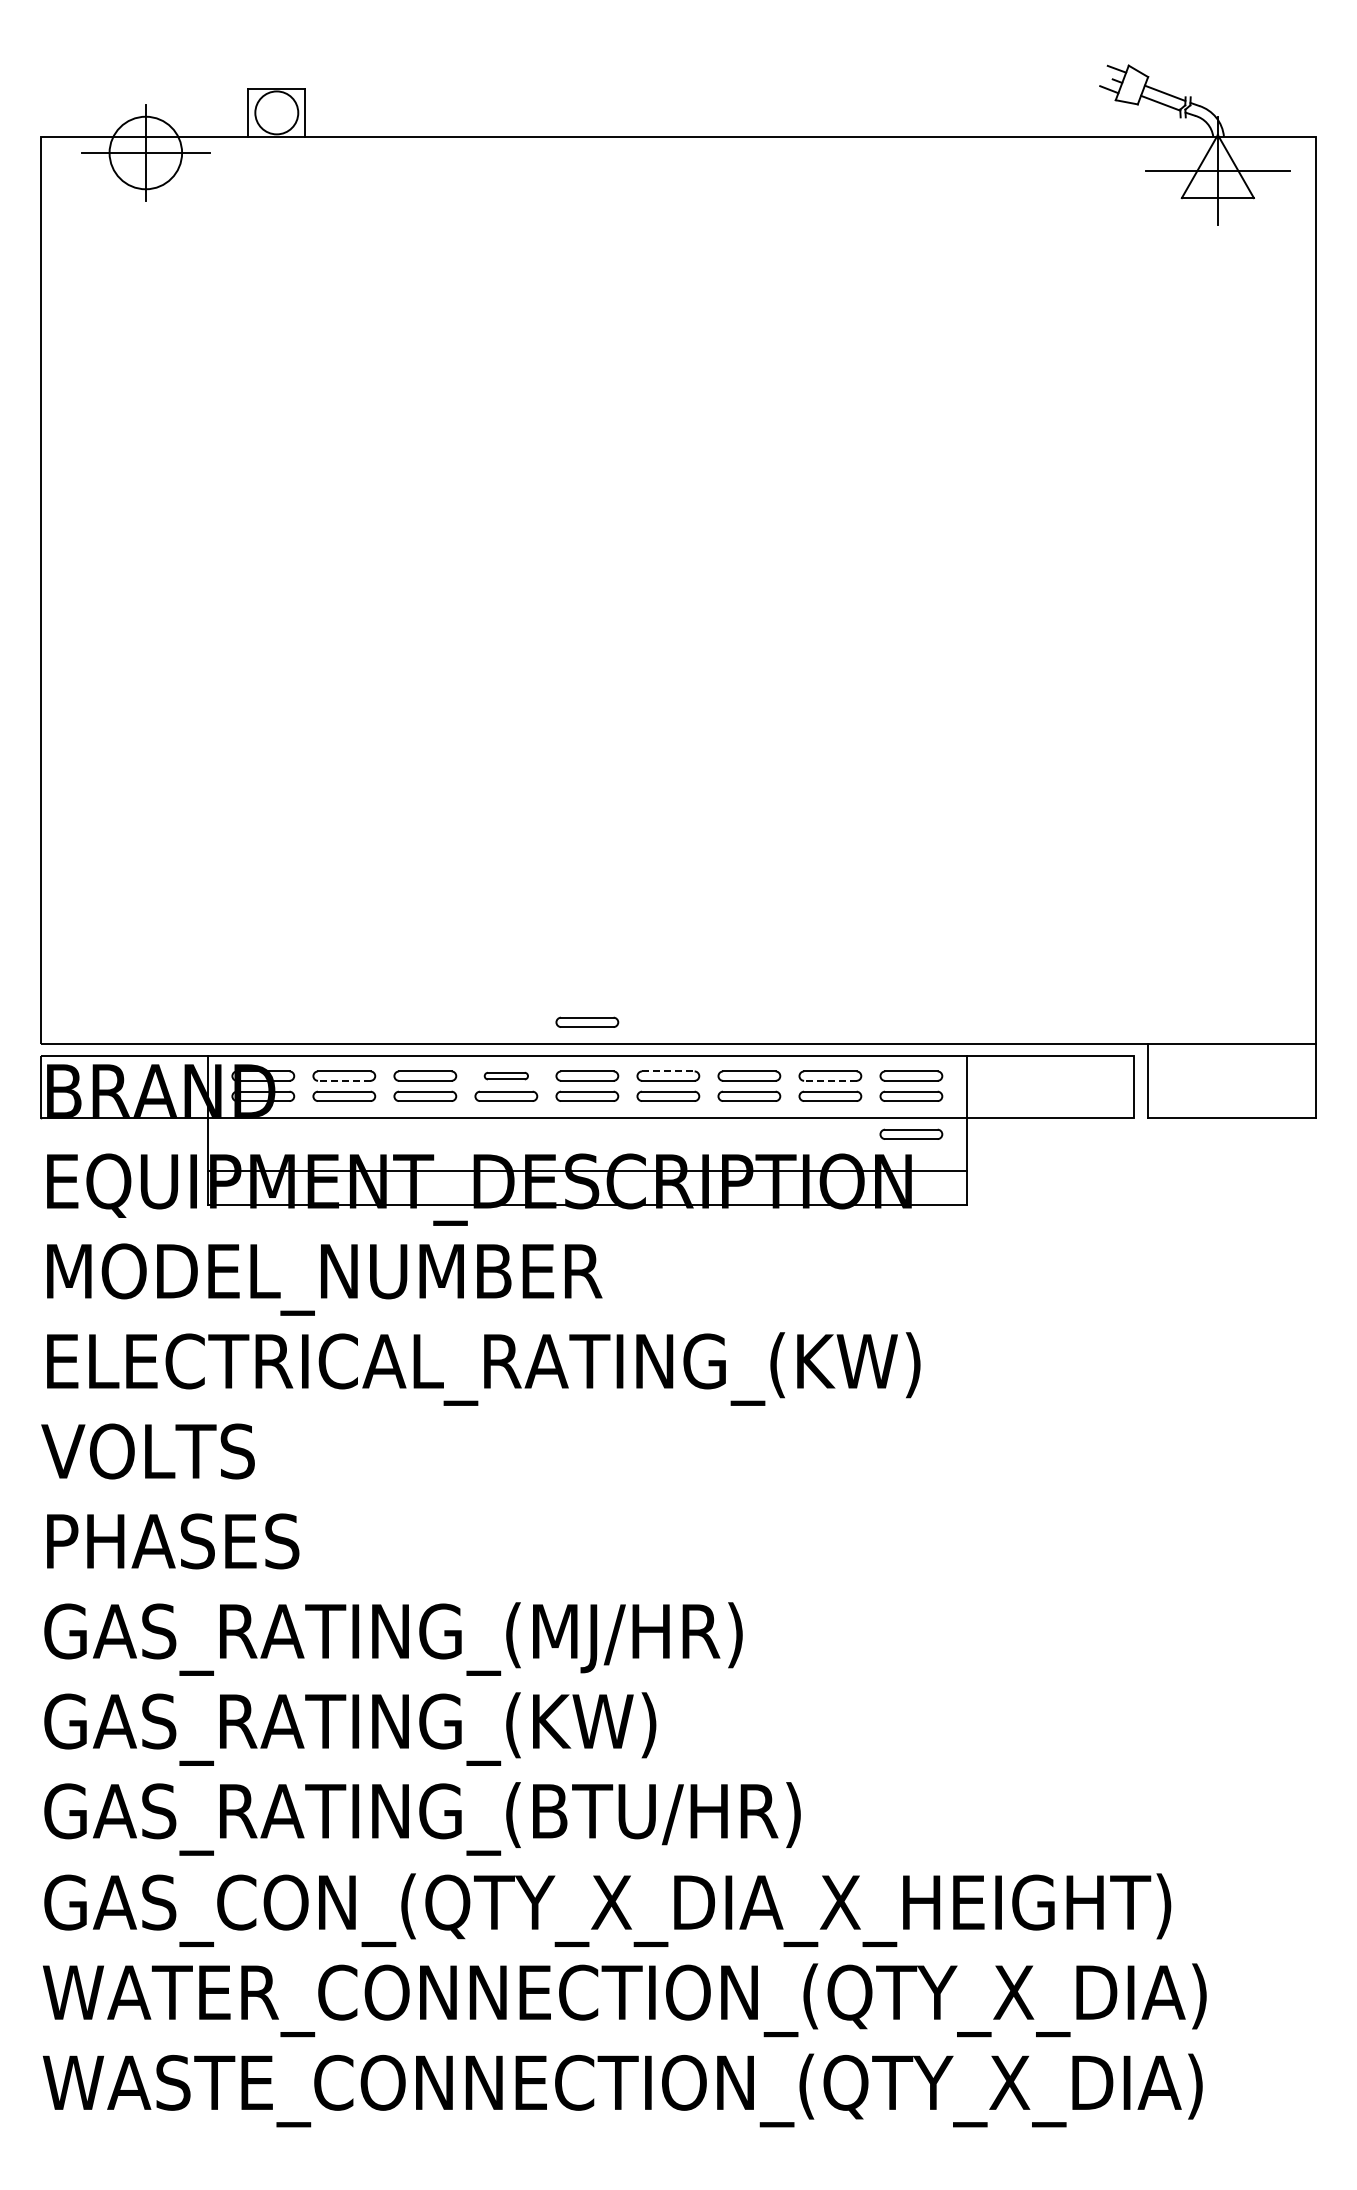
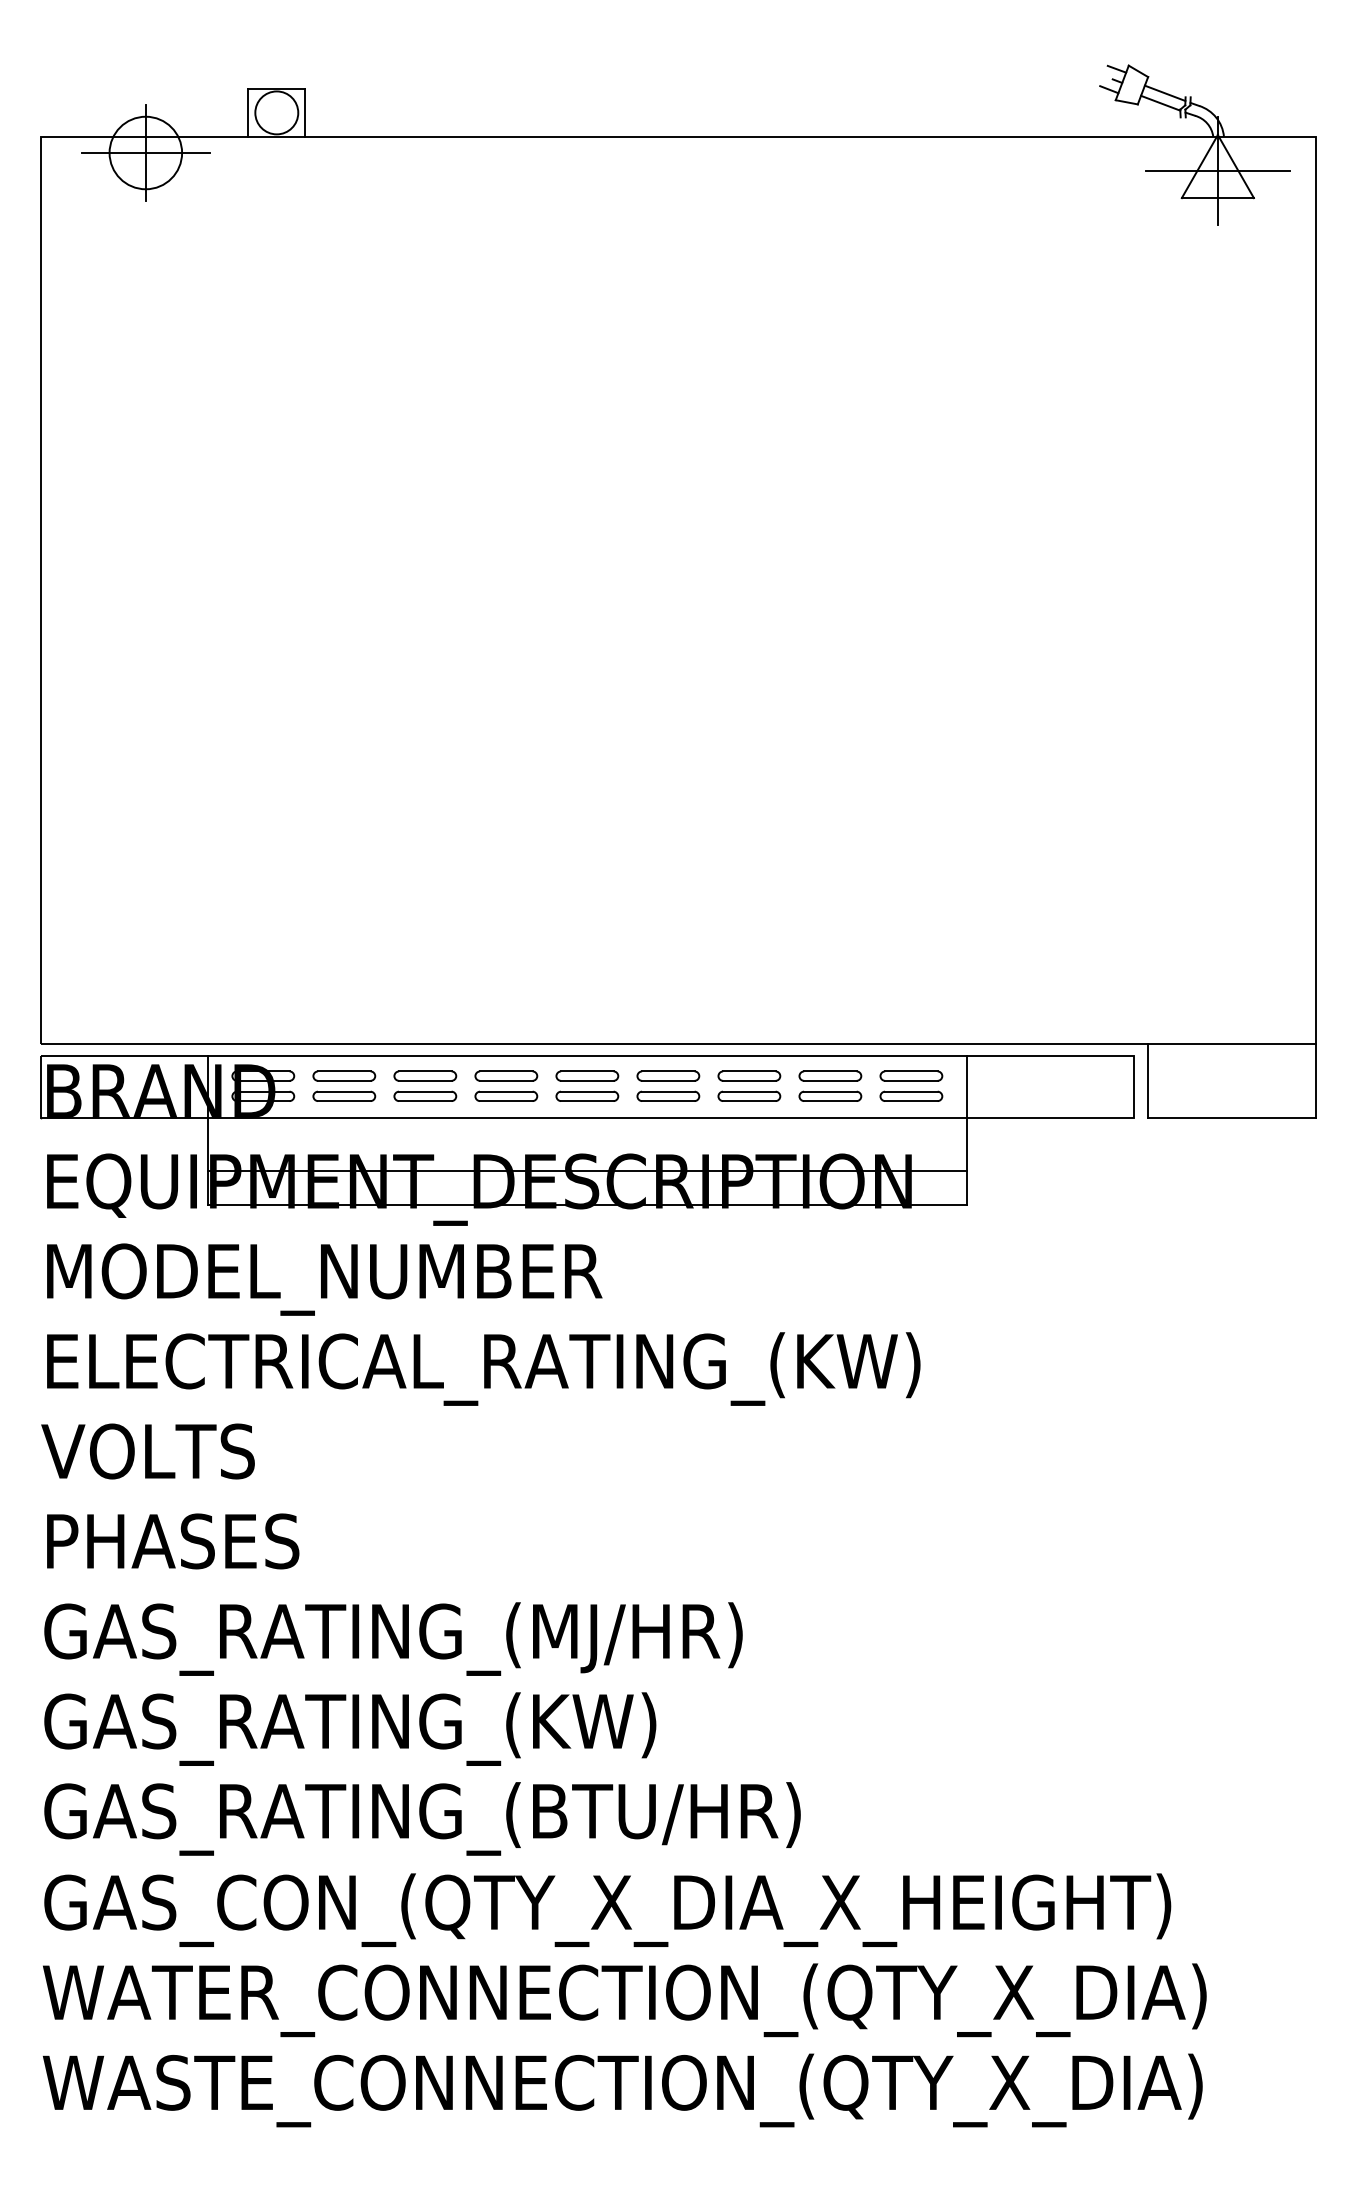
part: present -> none (587, 1021)
line: dashed -> solid (668, 1071)
part size: 46x9 px -> 65x12 px (506, 1075)
line: dashed -> solid (343, 1080)
line: dashed -> solid (829, 1080)
part: present -> none (911, 1133)
